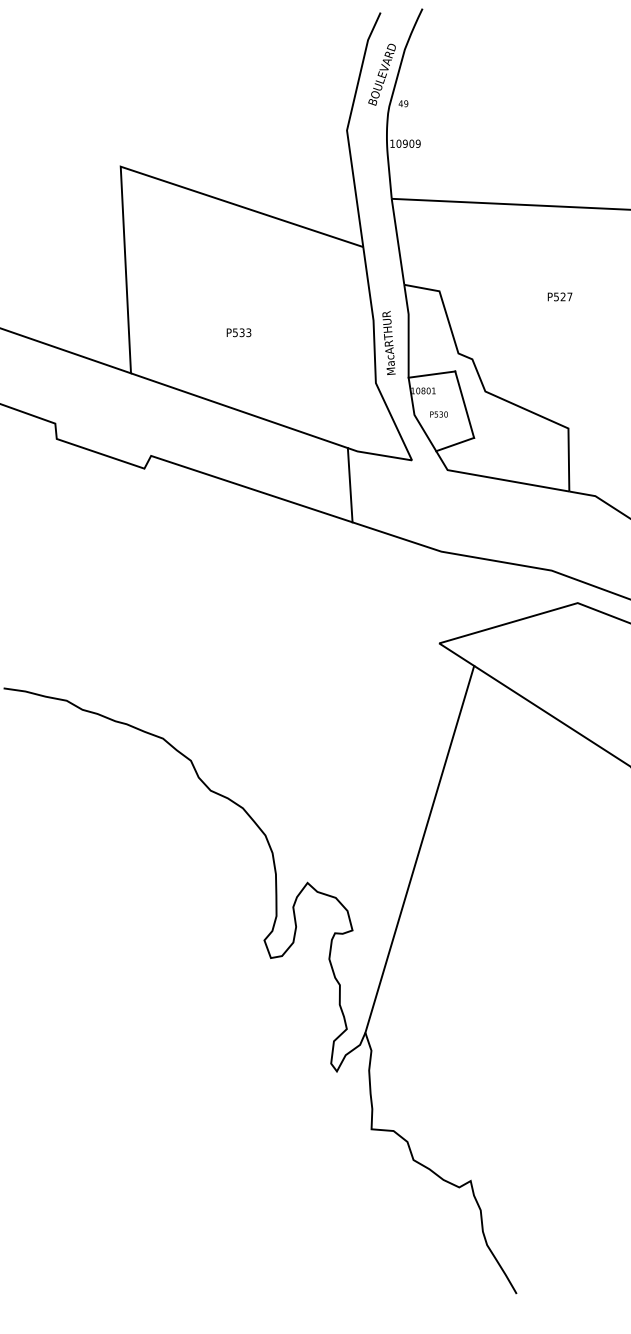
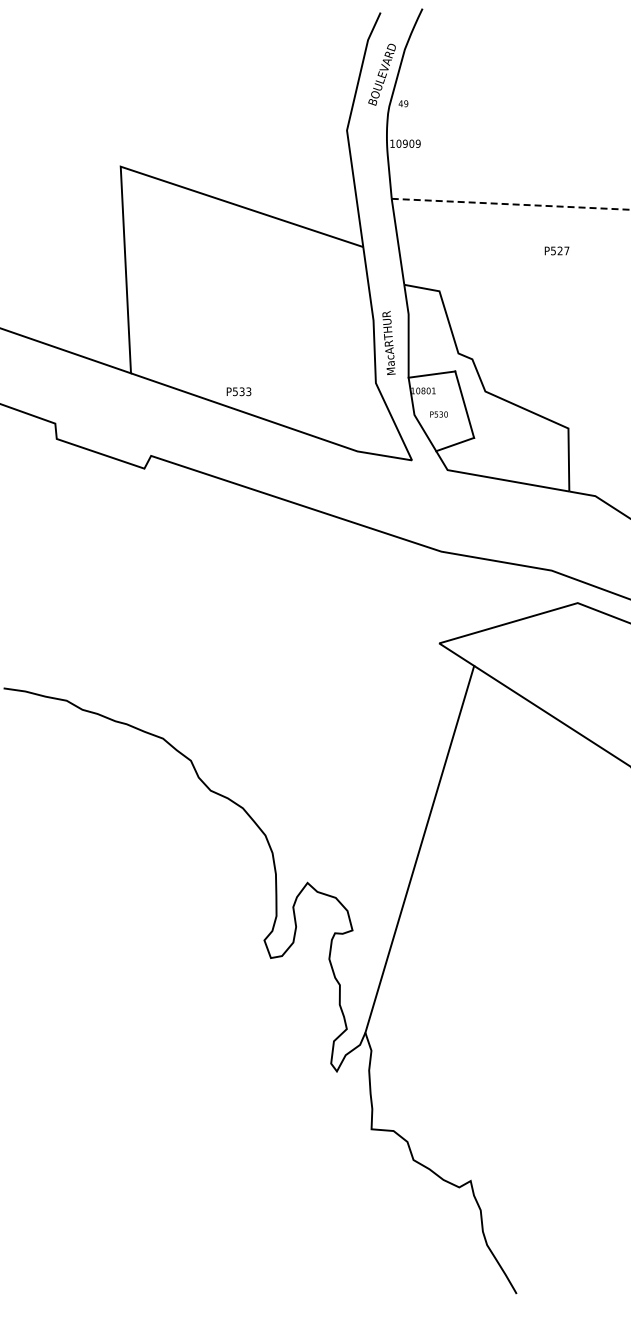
line: solid -> dashed (511, 204)
text position: (559, 296) -> (556, 250) (556, 250)
text position: (238, 332) -> (238, 391) (238, 391)
line: present -> none (349, 485)
